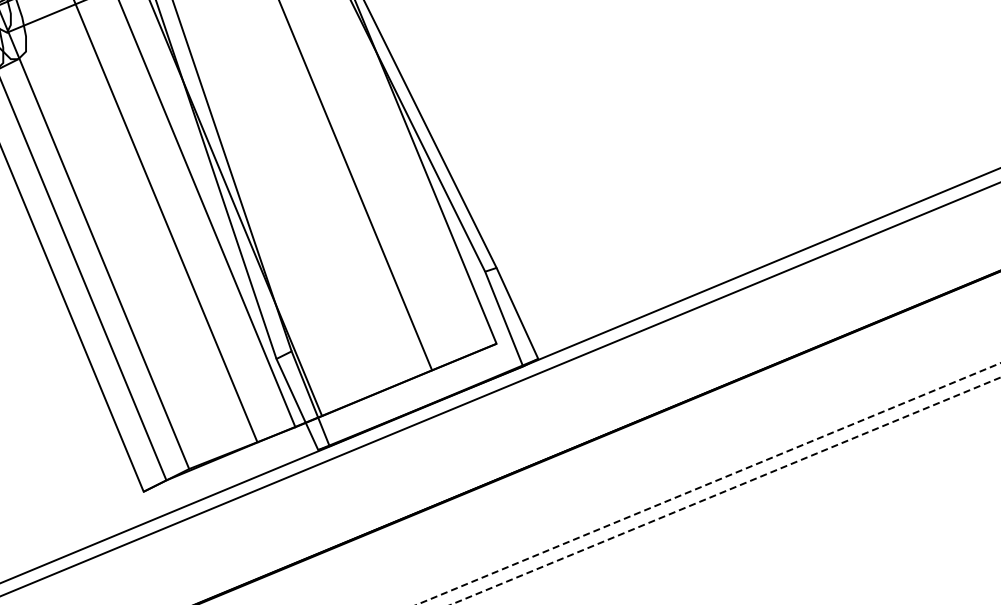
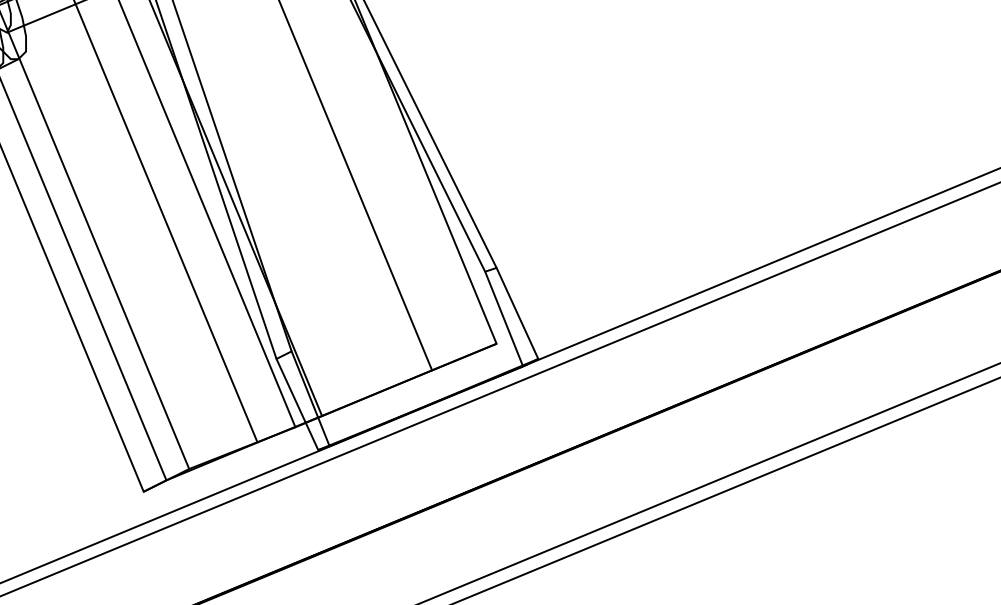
line: dashed -> solid (708, 483)
line: dashed -> solid (726, 490)
